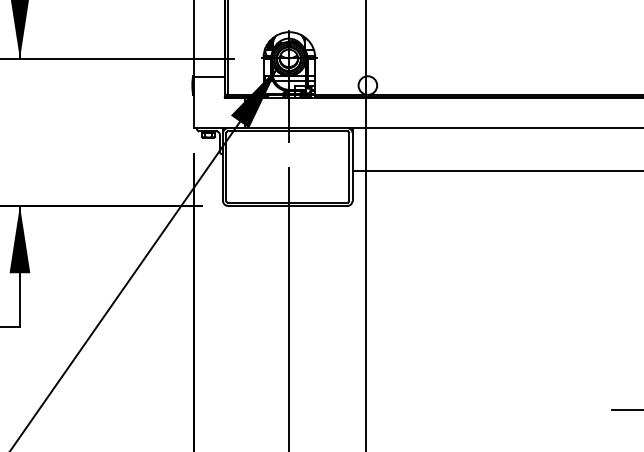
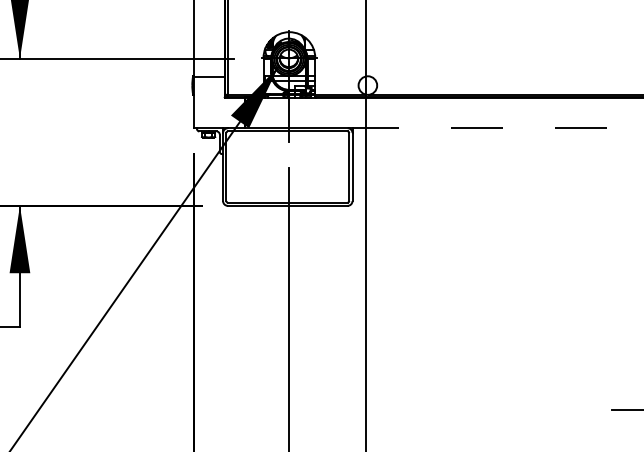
line: solid -> dashed (495, 128)
line: present -> none (496, 170)
